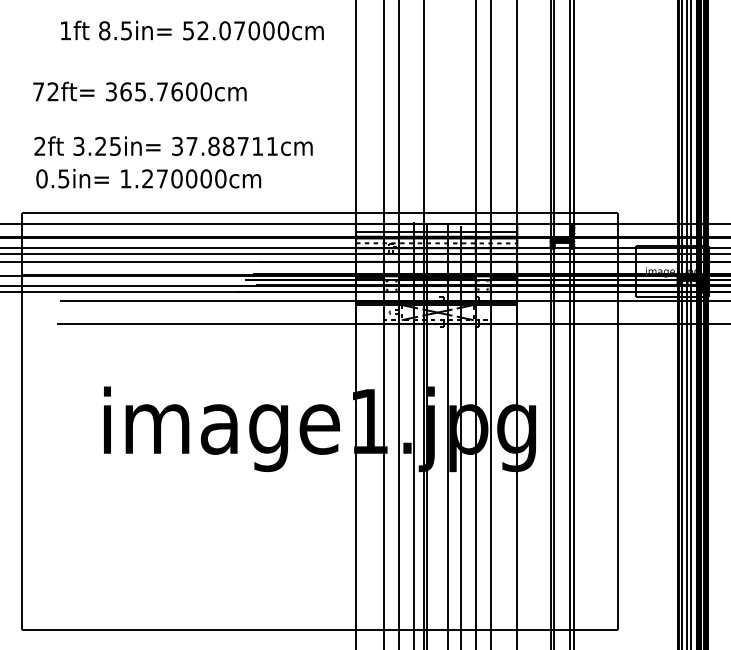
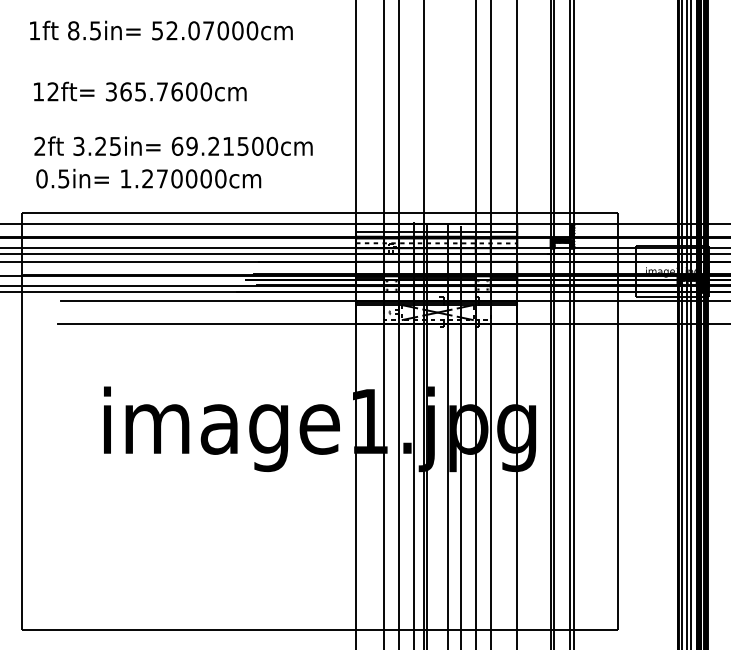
text position: (192, 30) -> (161, 30) (161, 30)
text: 72ft= -> 12ft= (38, 91)
text: 37.88711cm -> 69.21500cm (224, 145)
